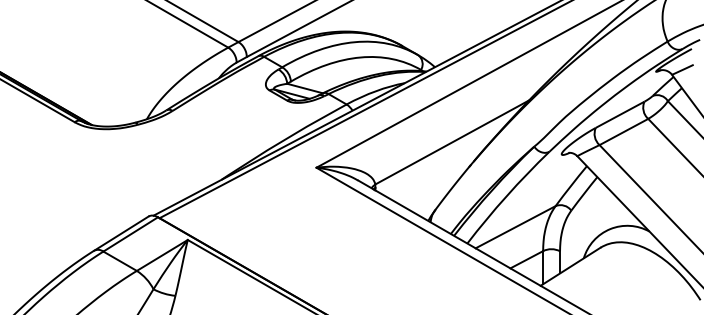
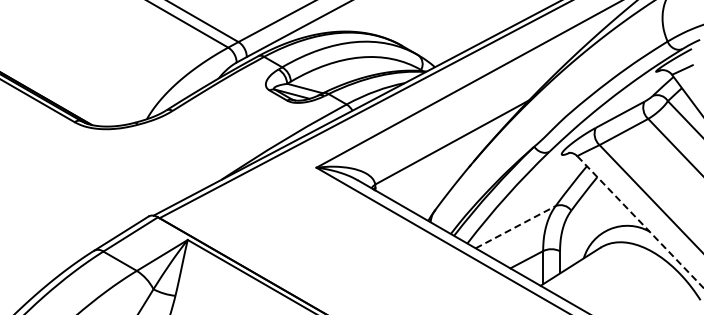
line: solid -> dashed (641, 222)
line: solid -> dashed (516, 226)
